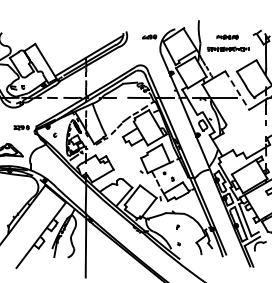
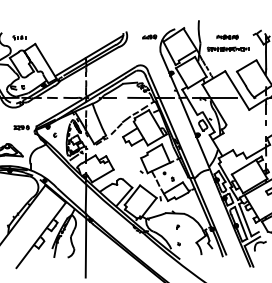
part: none -> present (19, 37)
line: dashed -> solid (237, 90)
